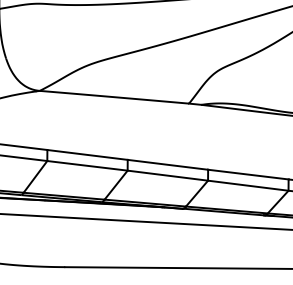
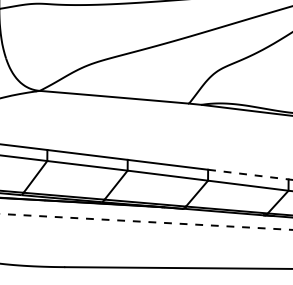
line: solid -> dashed (248, 174)
line: solid -> dashed (146, 221)
